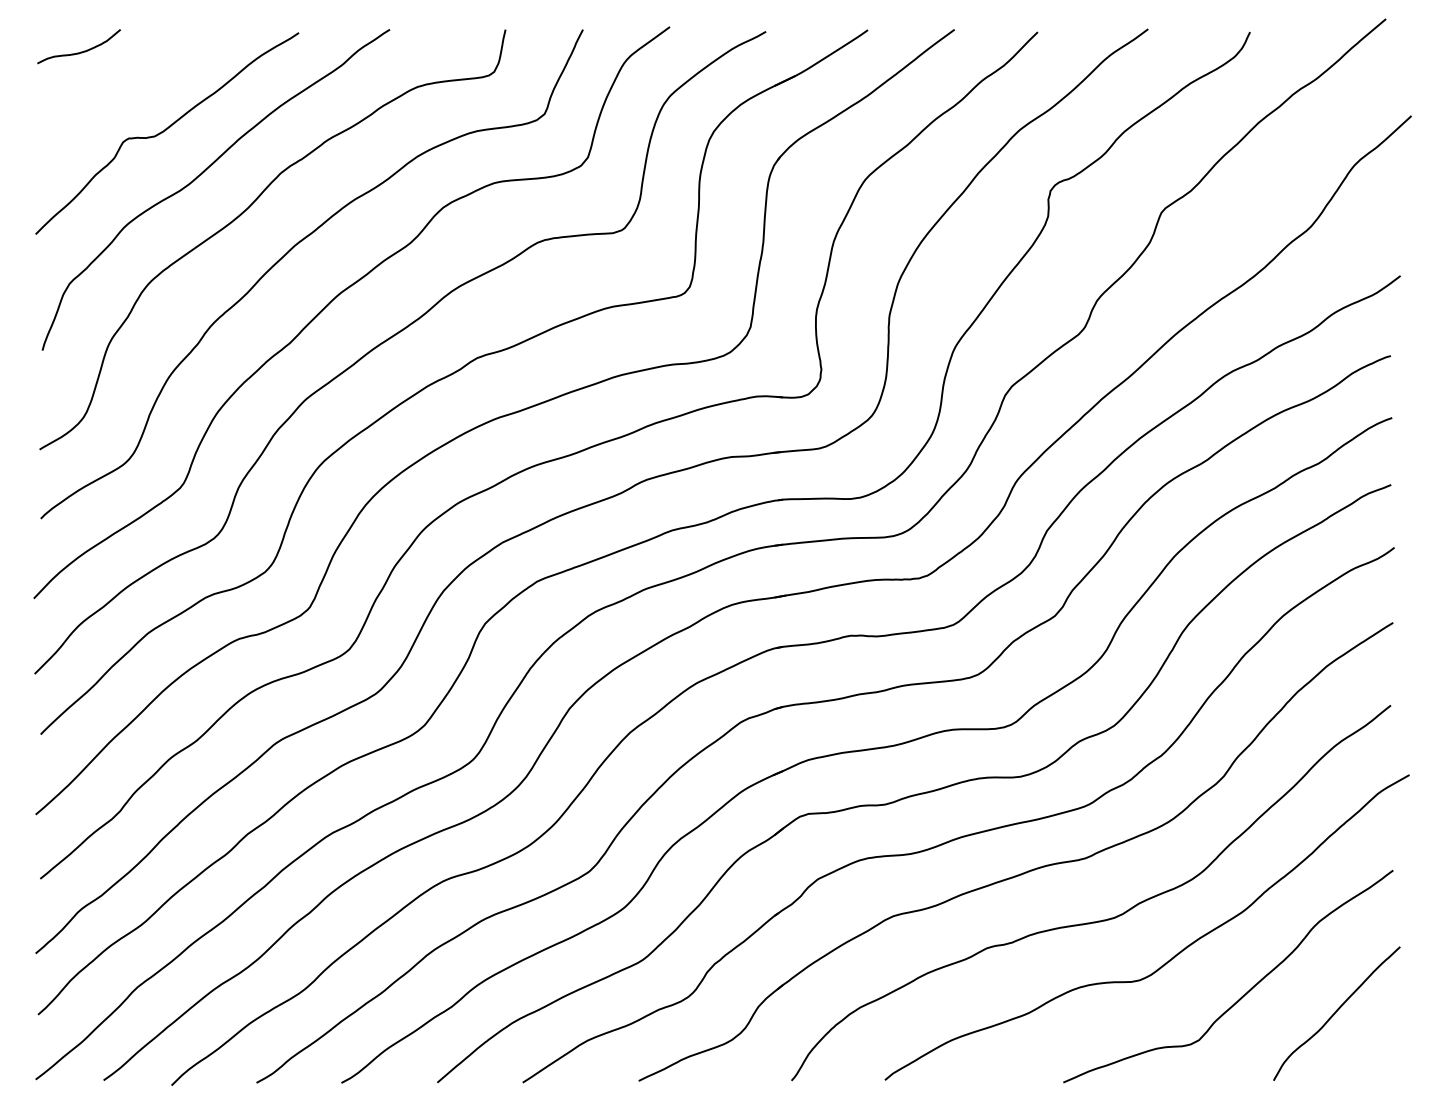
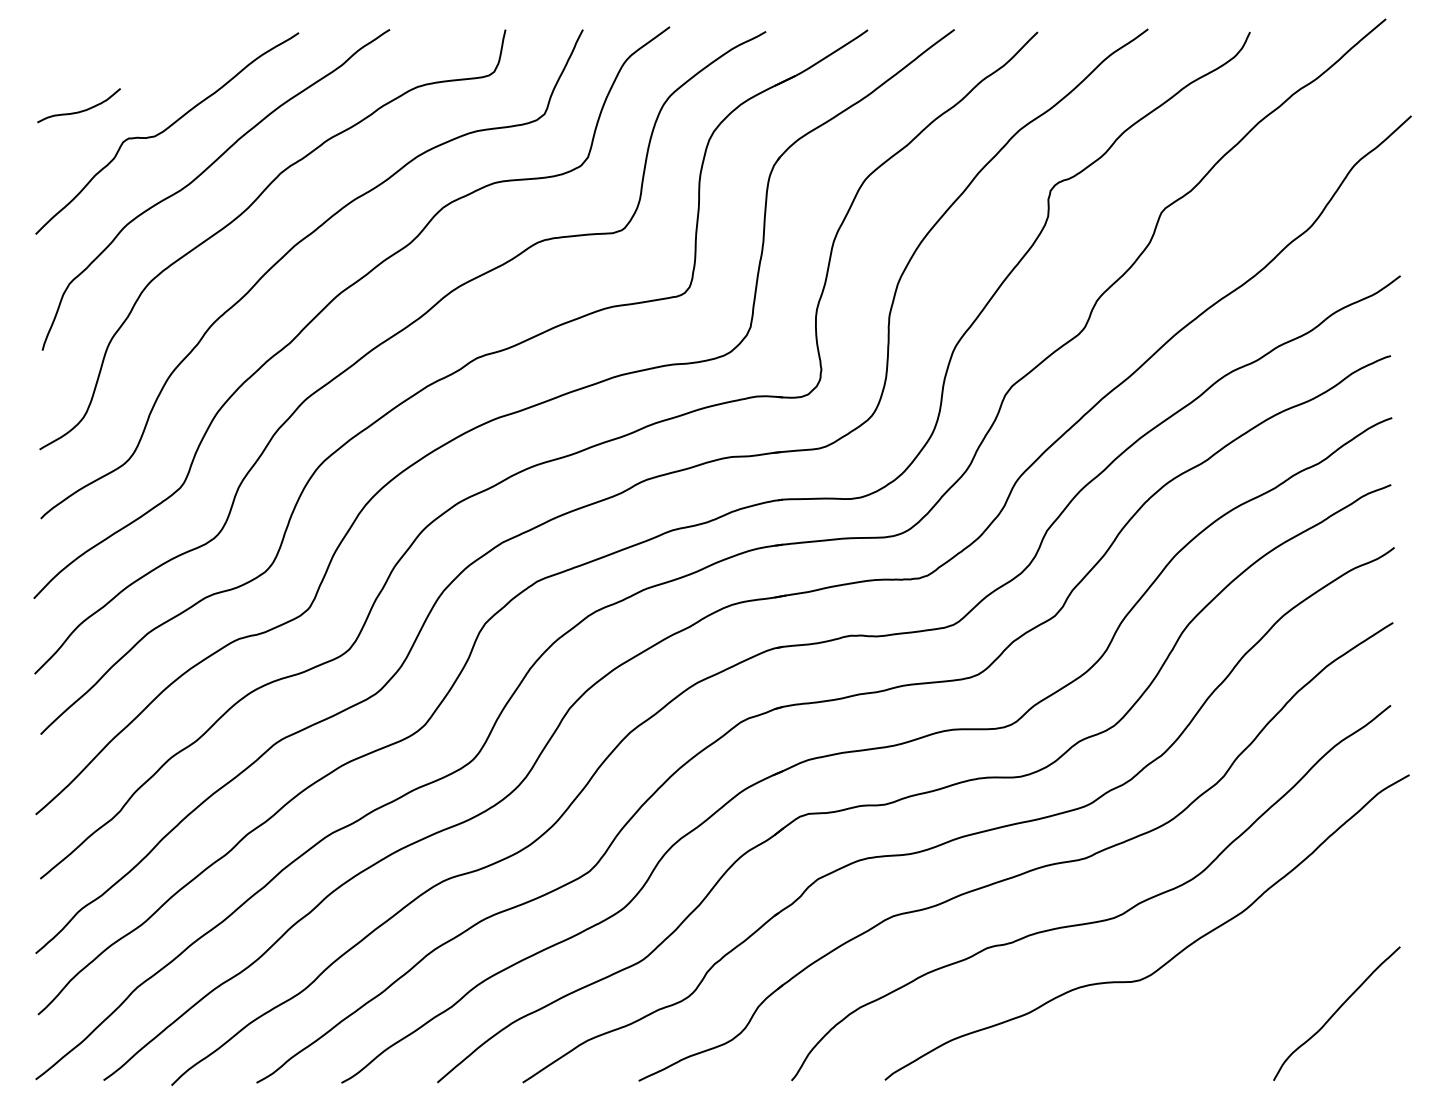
curve position: (80, 51) -> (80, 110) (80, 110)
curve: present -> none (1243, 994)
